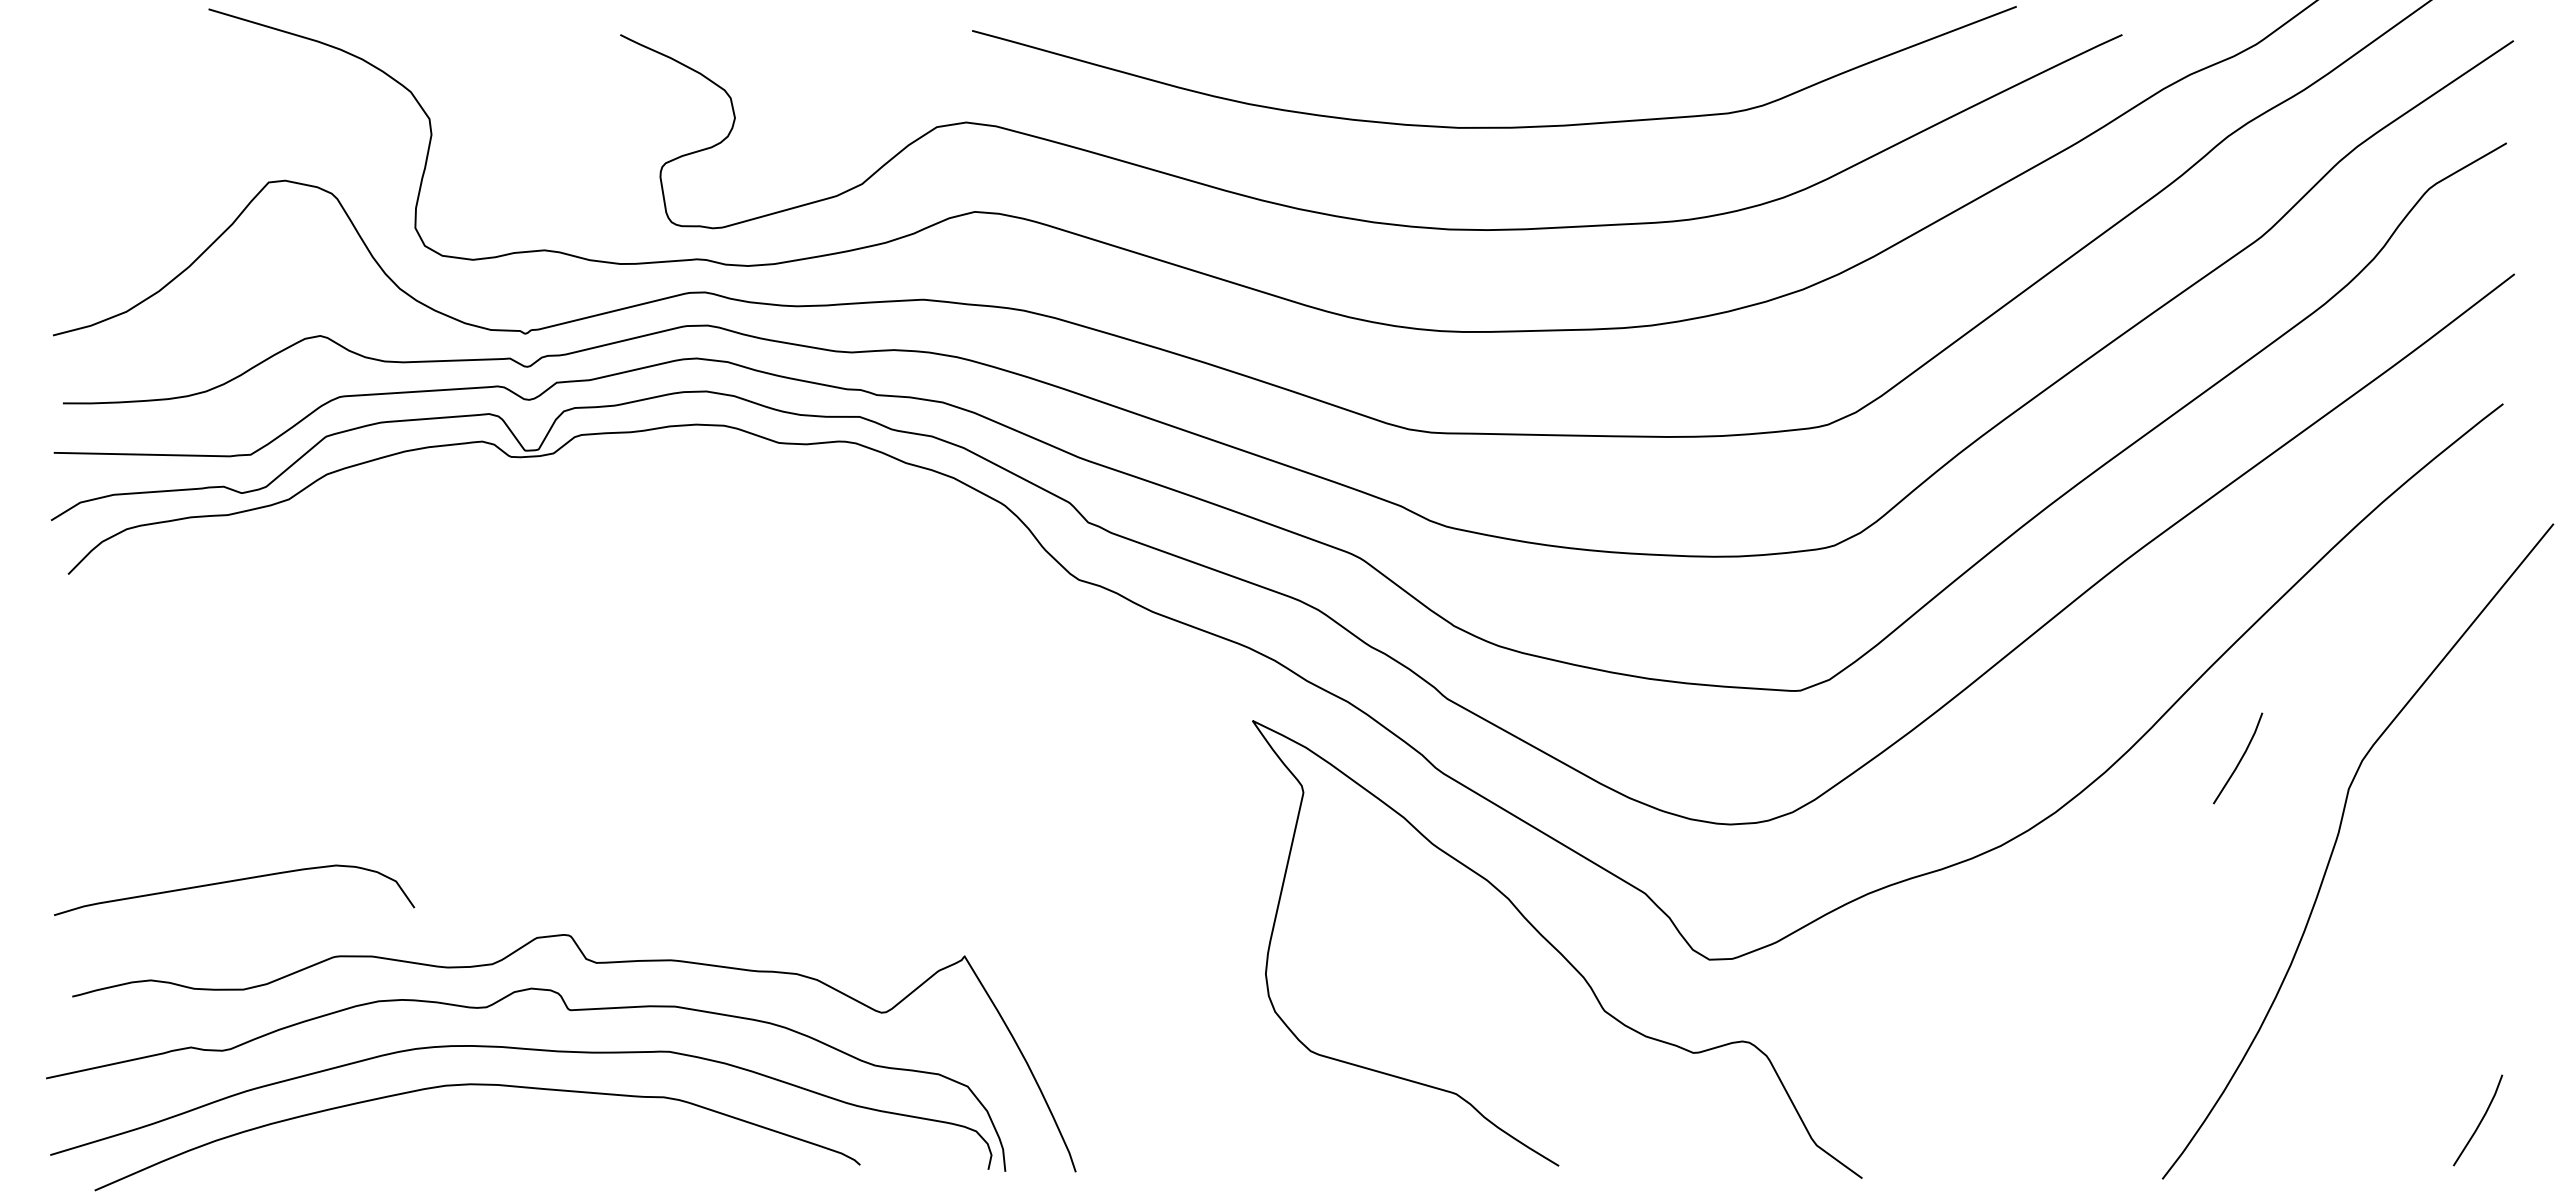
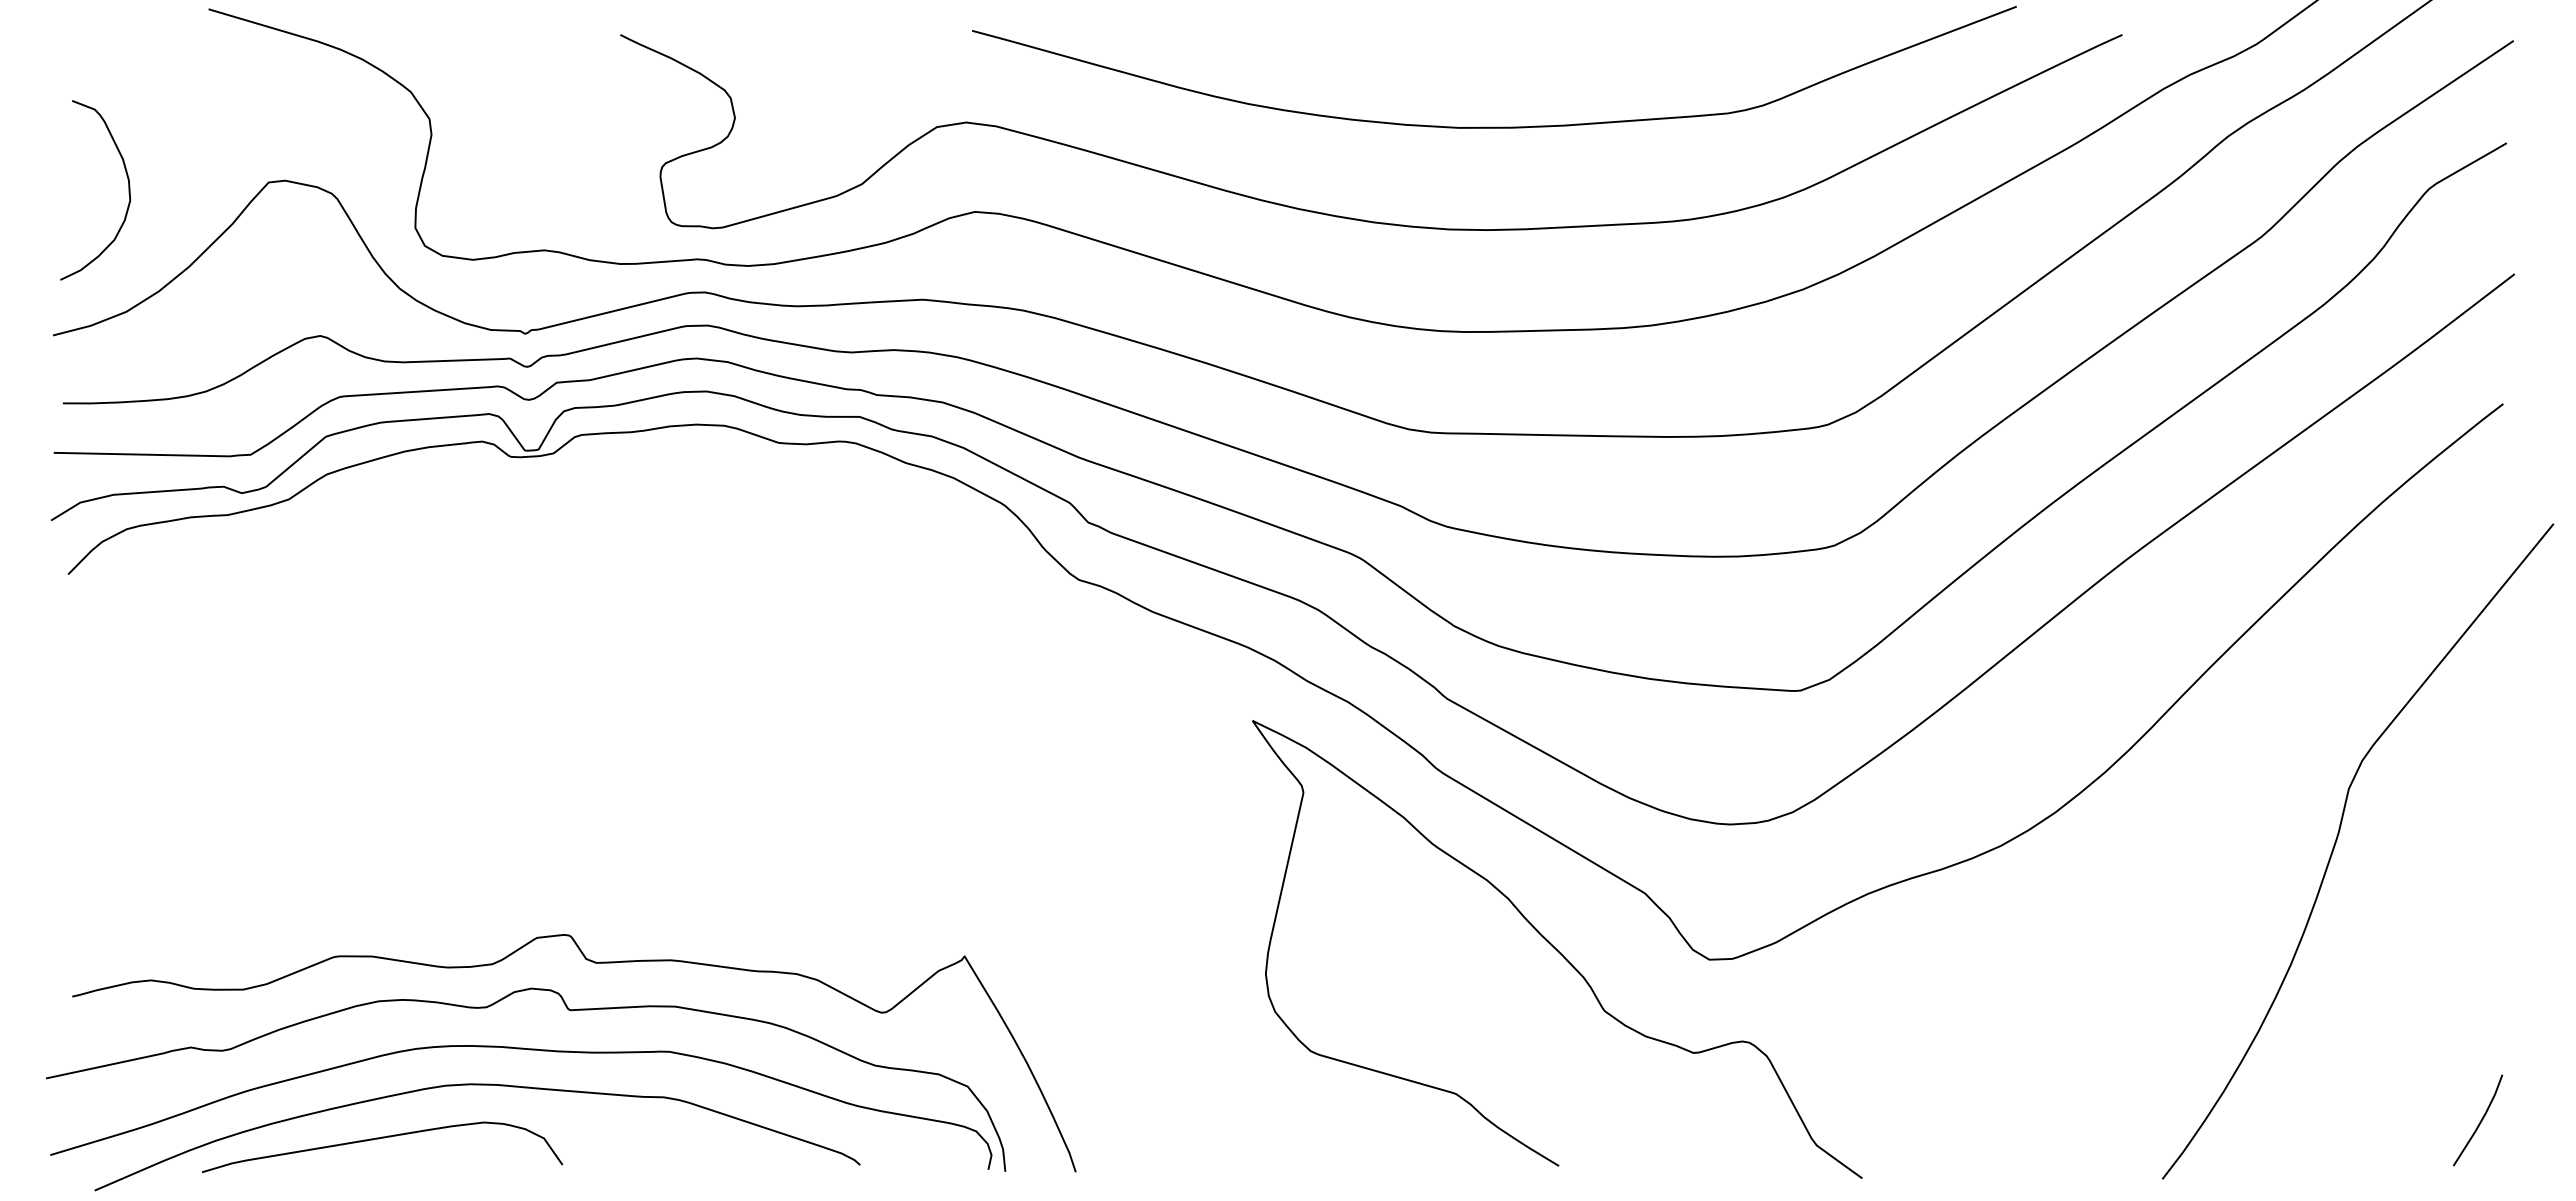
curve: none -> present (128, 190)
curve: present -> none (2240, 758)
curve position: (231, 882) -> (379, 1139) (379, 1139)
